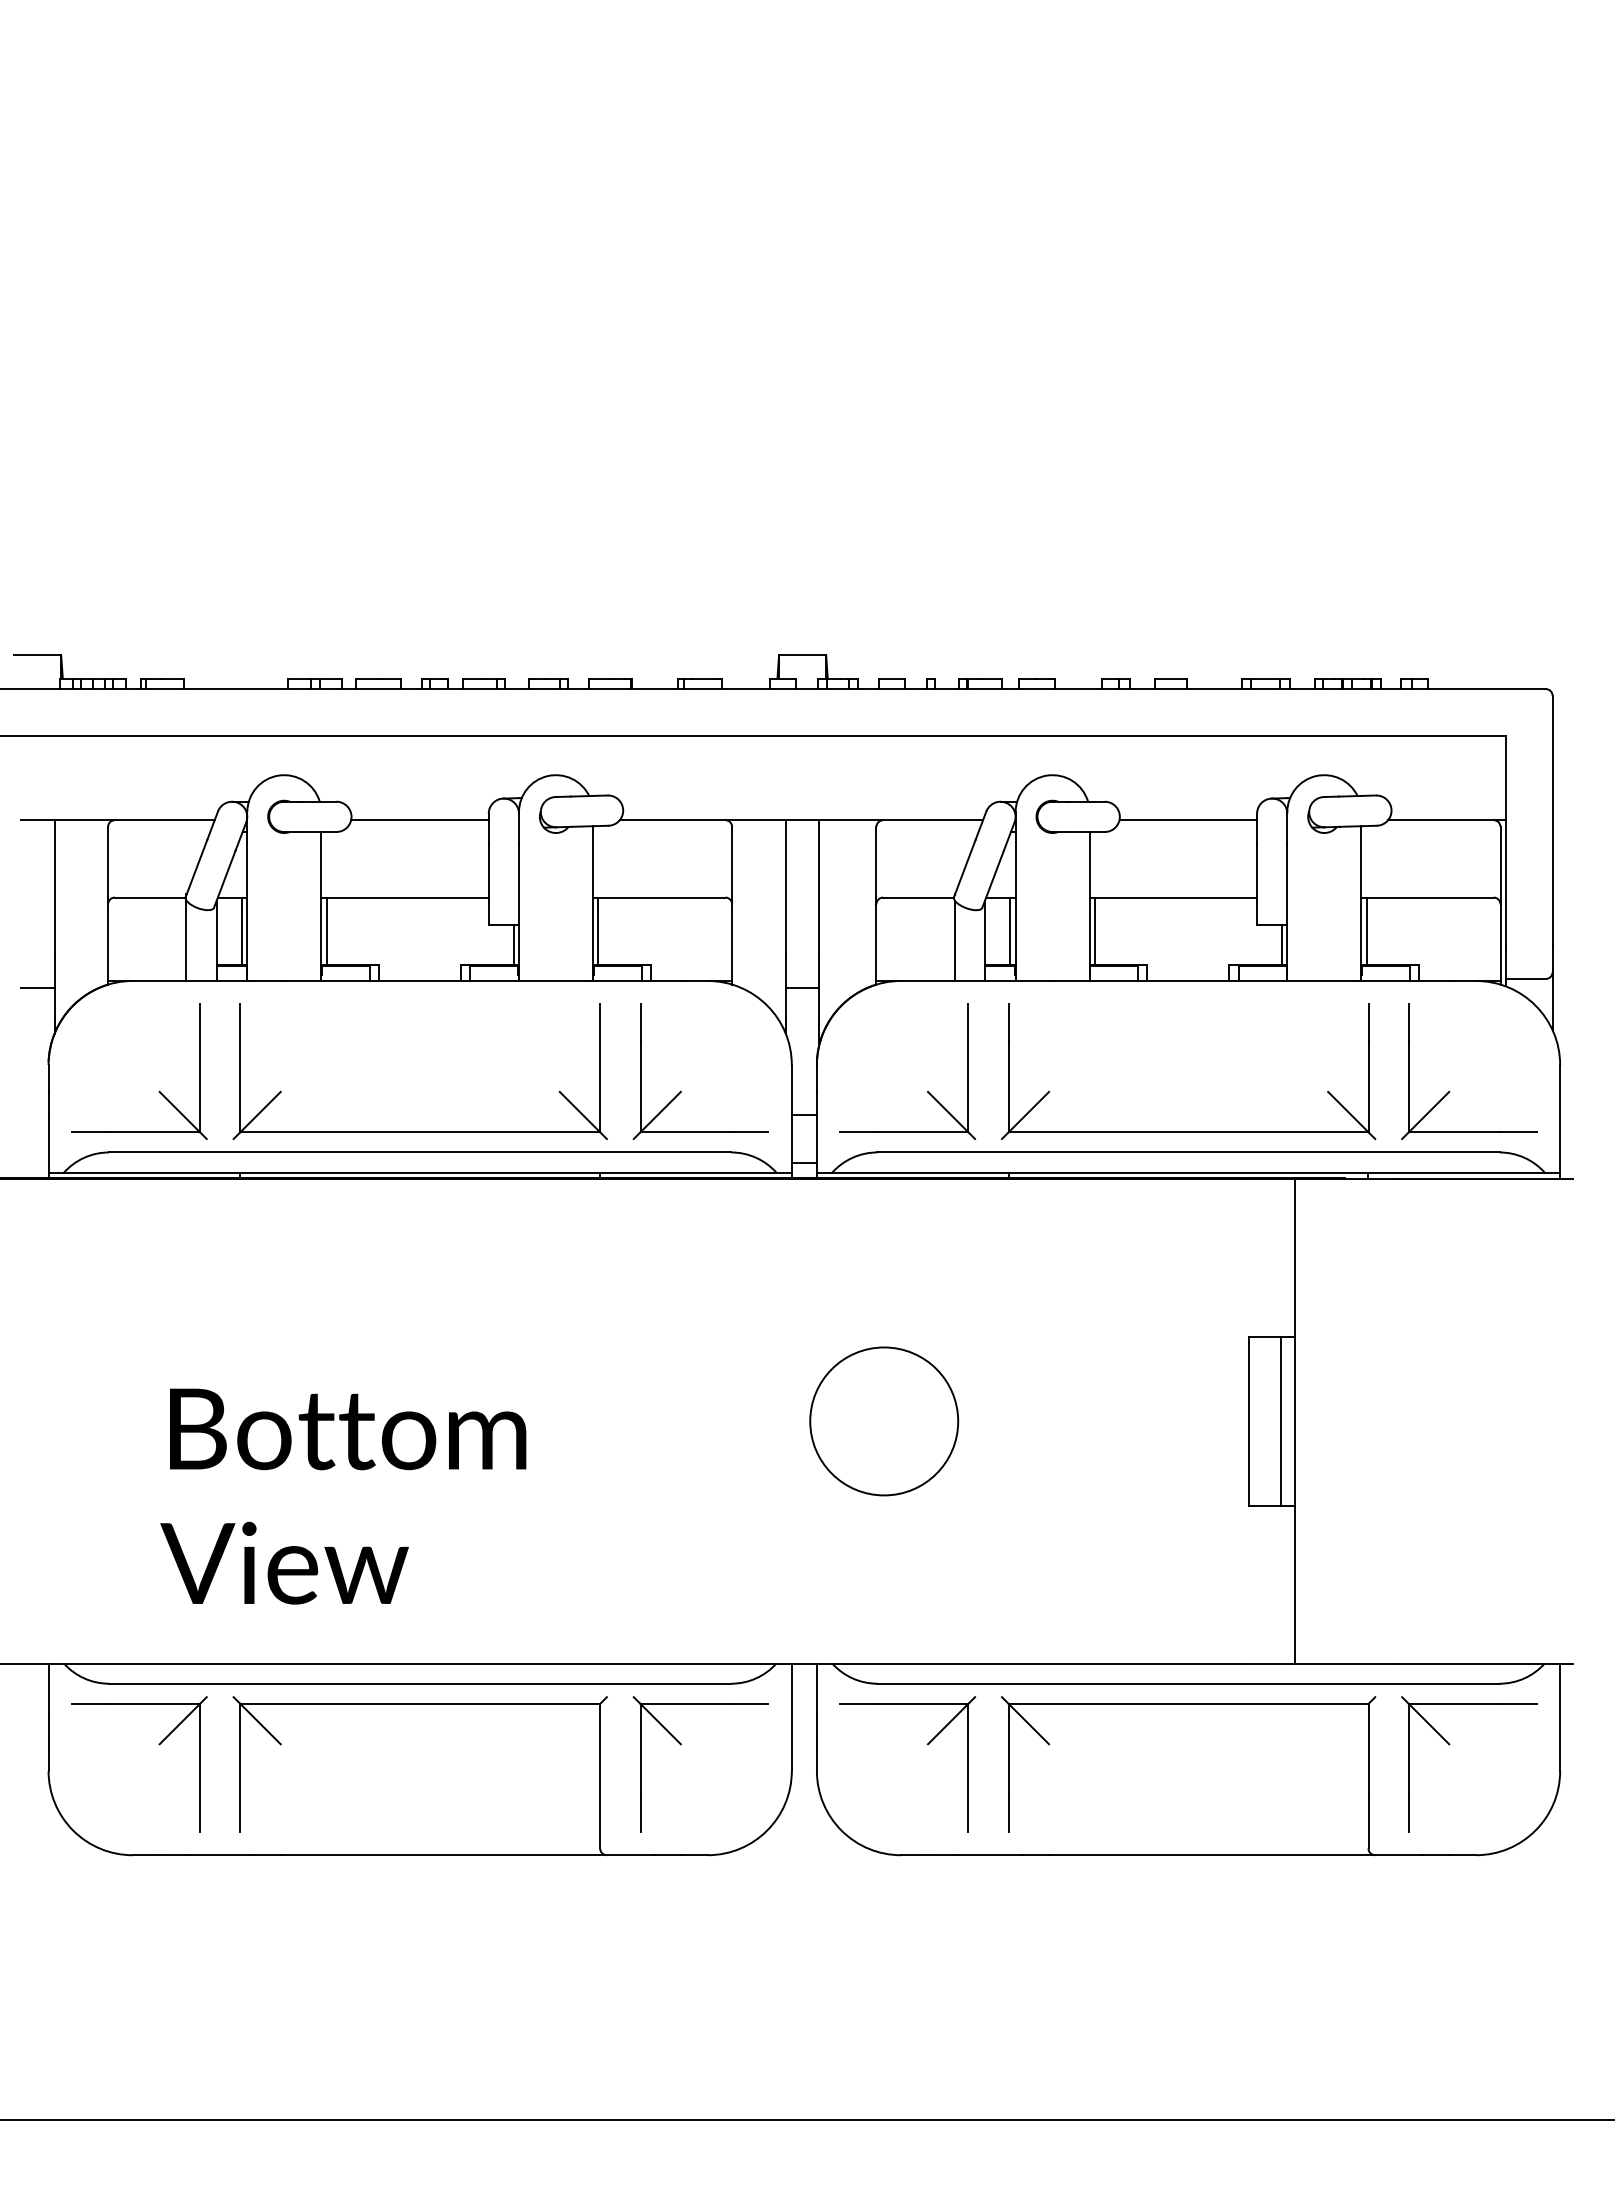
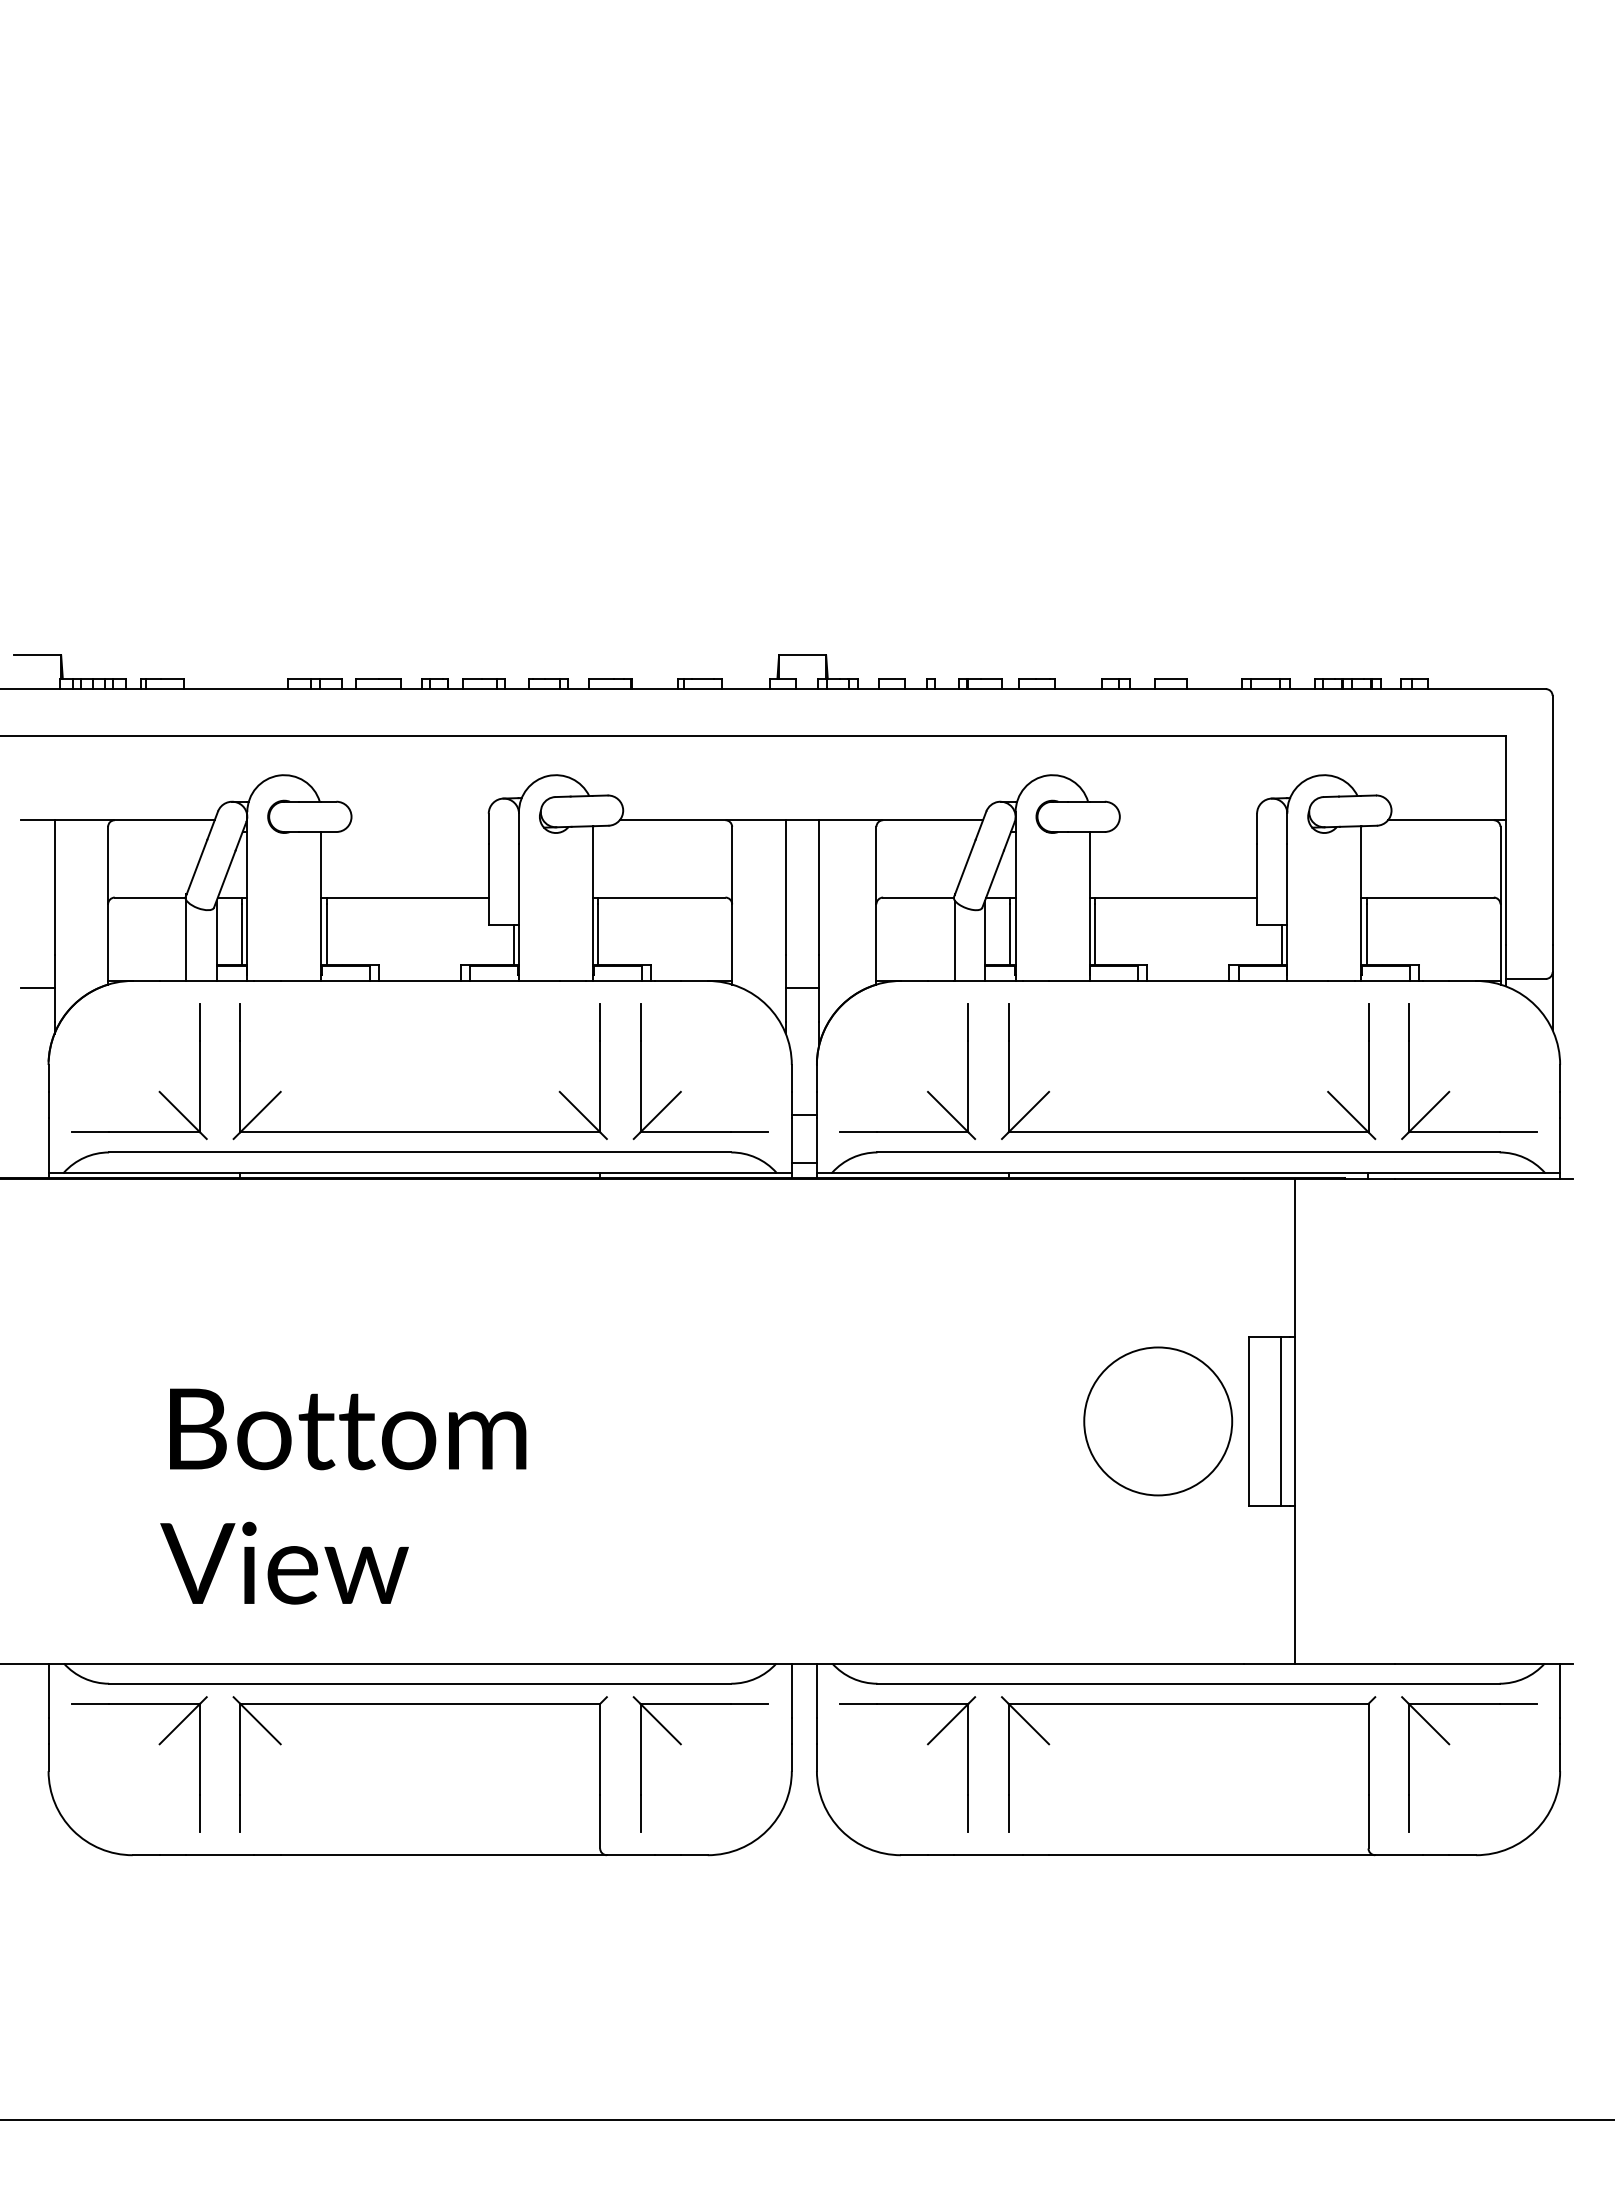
line: present -> none (419, 820)
line: present -> none (1188, 820)
circle position: (884, 1421) -> (1158, 1421) (1158, 1421)
